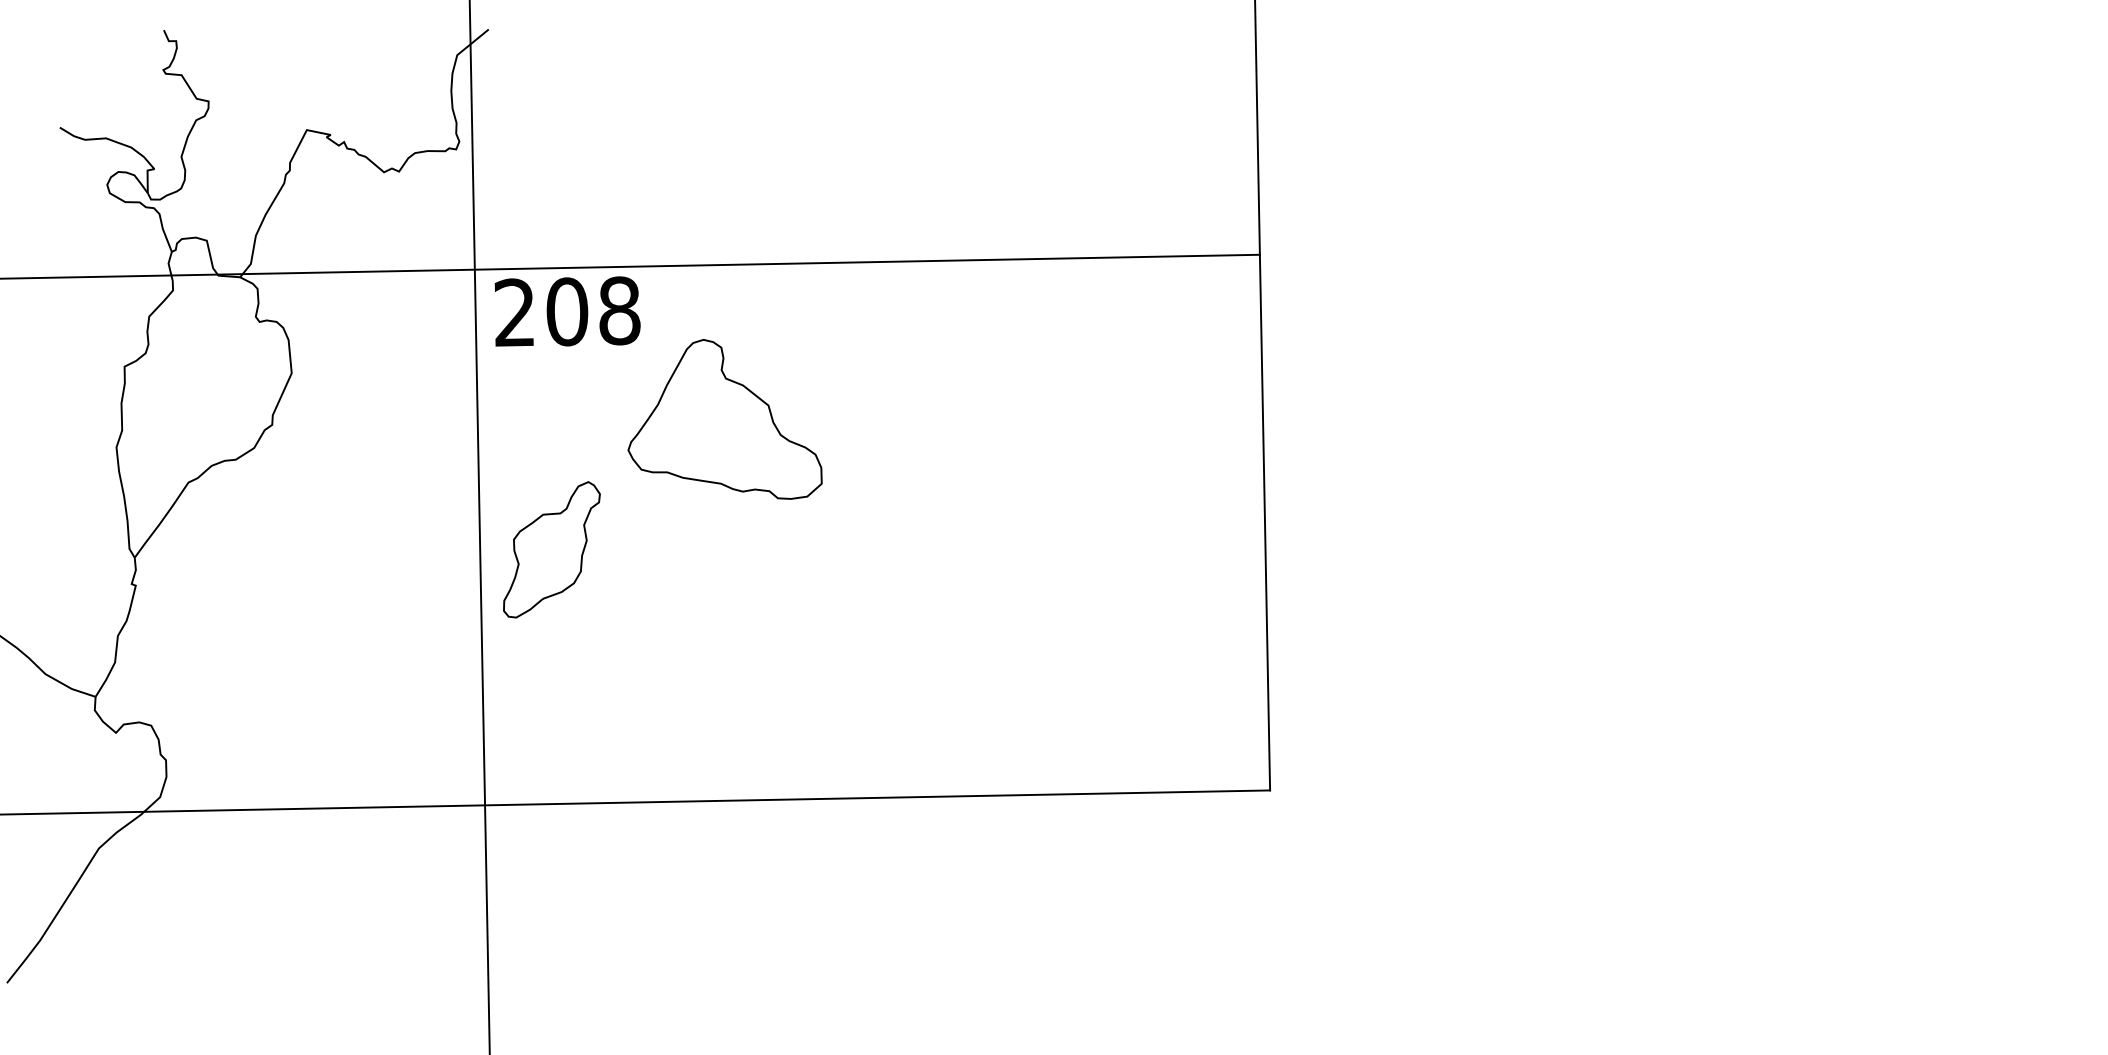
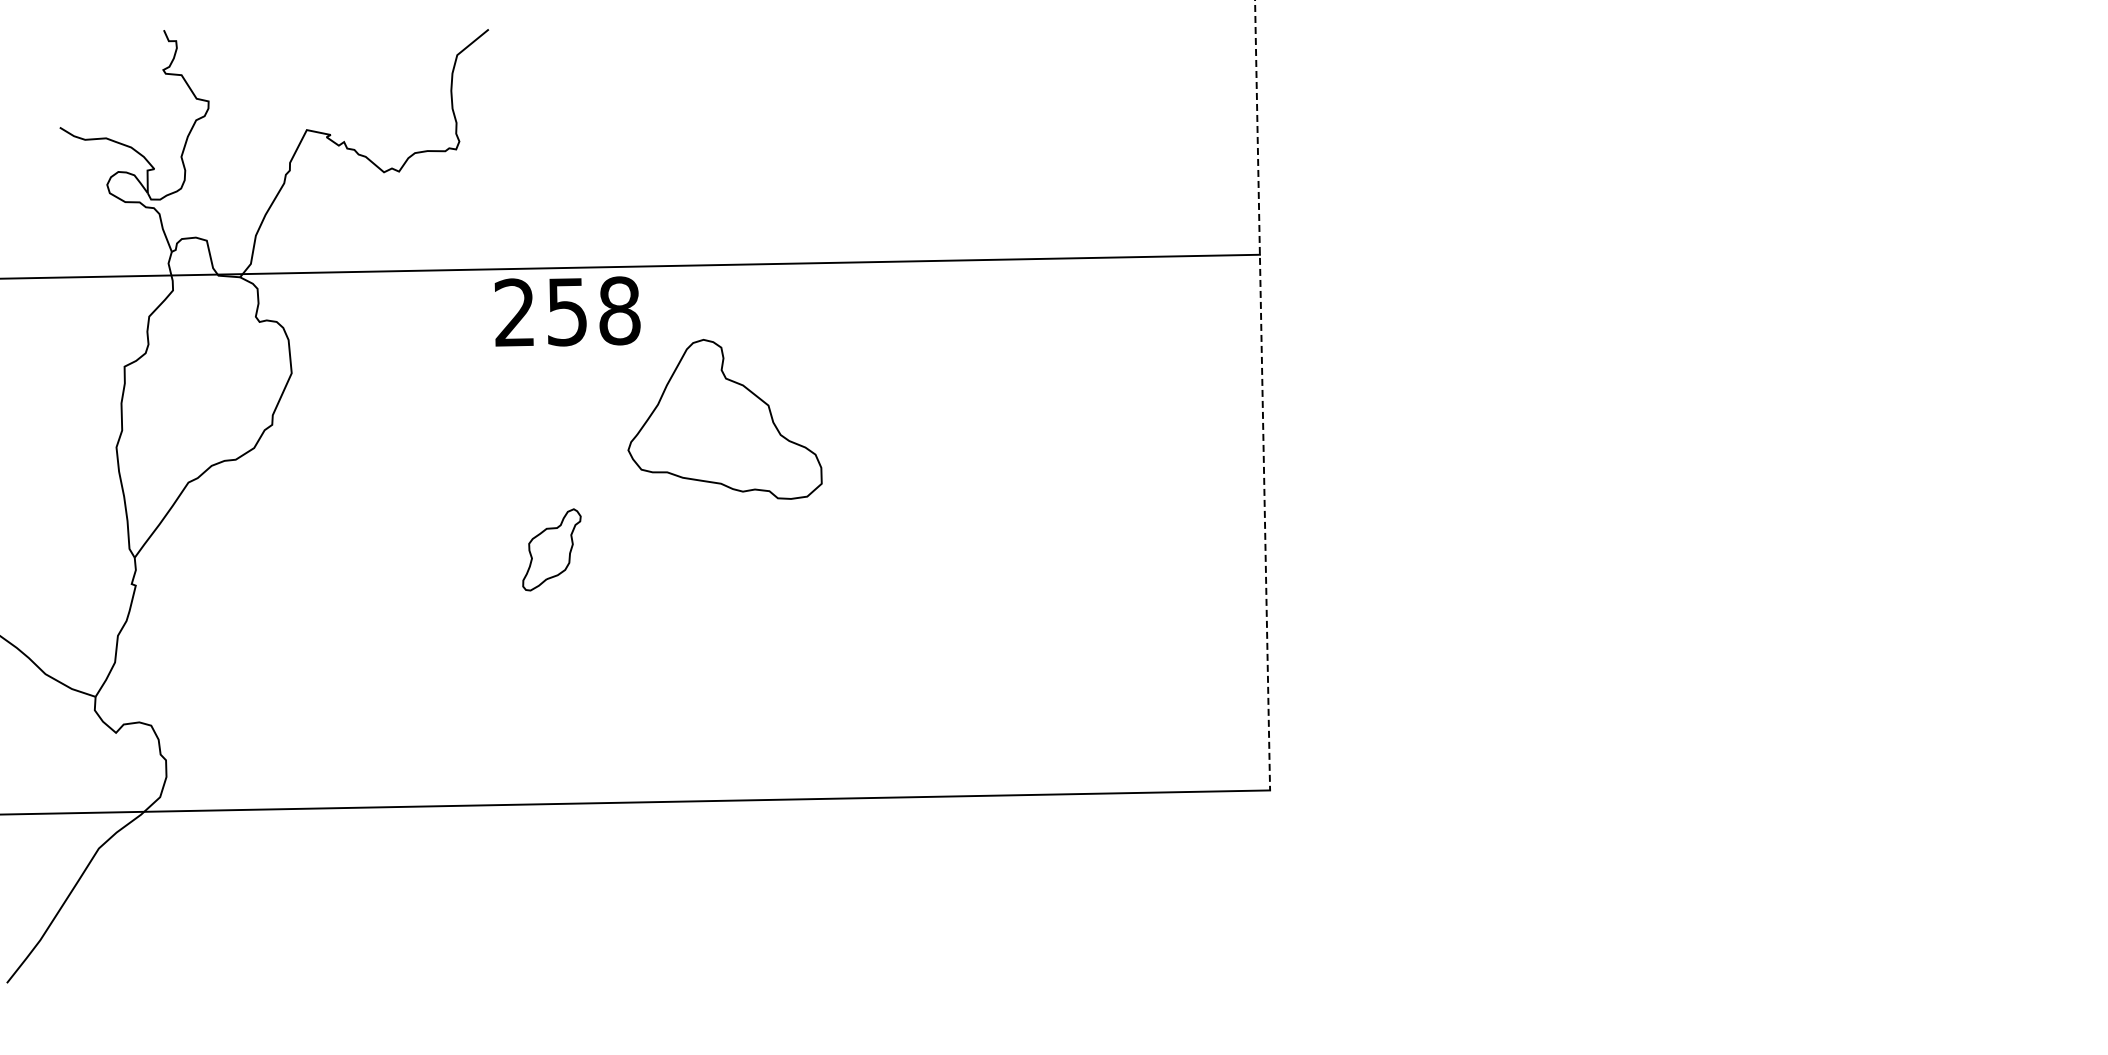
text: 208 -> 258 (567, 311)
line: solid -> dashed (1262, 395)
line: present -> none (479, 526)
part size: 98x138 px -> 60x84 px (551, 549)
